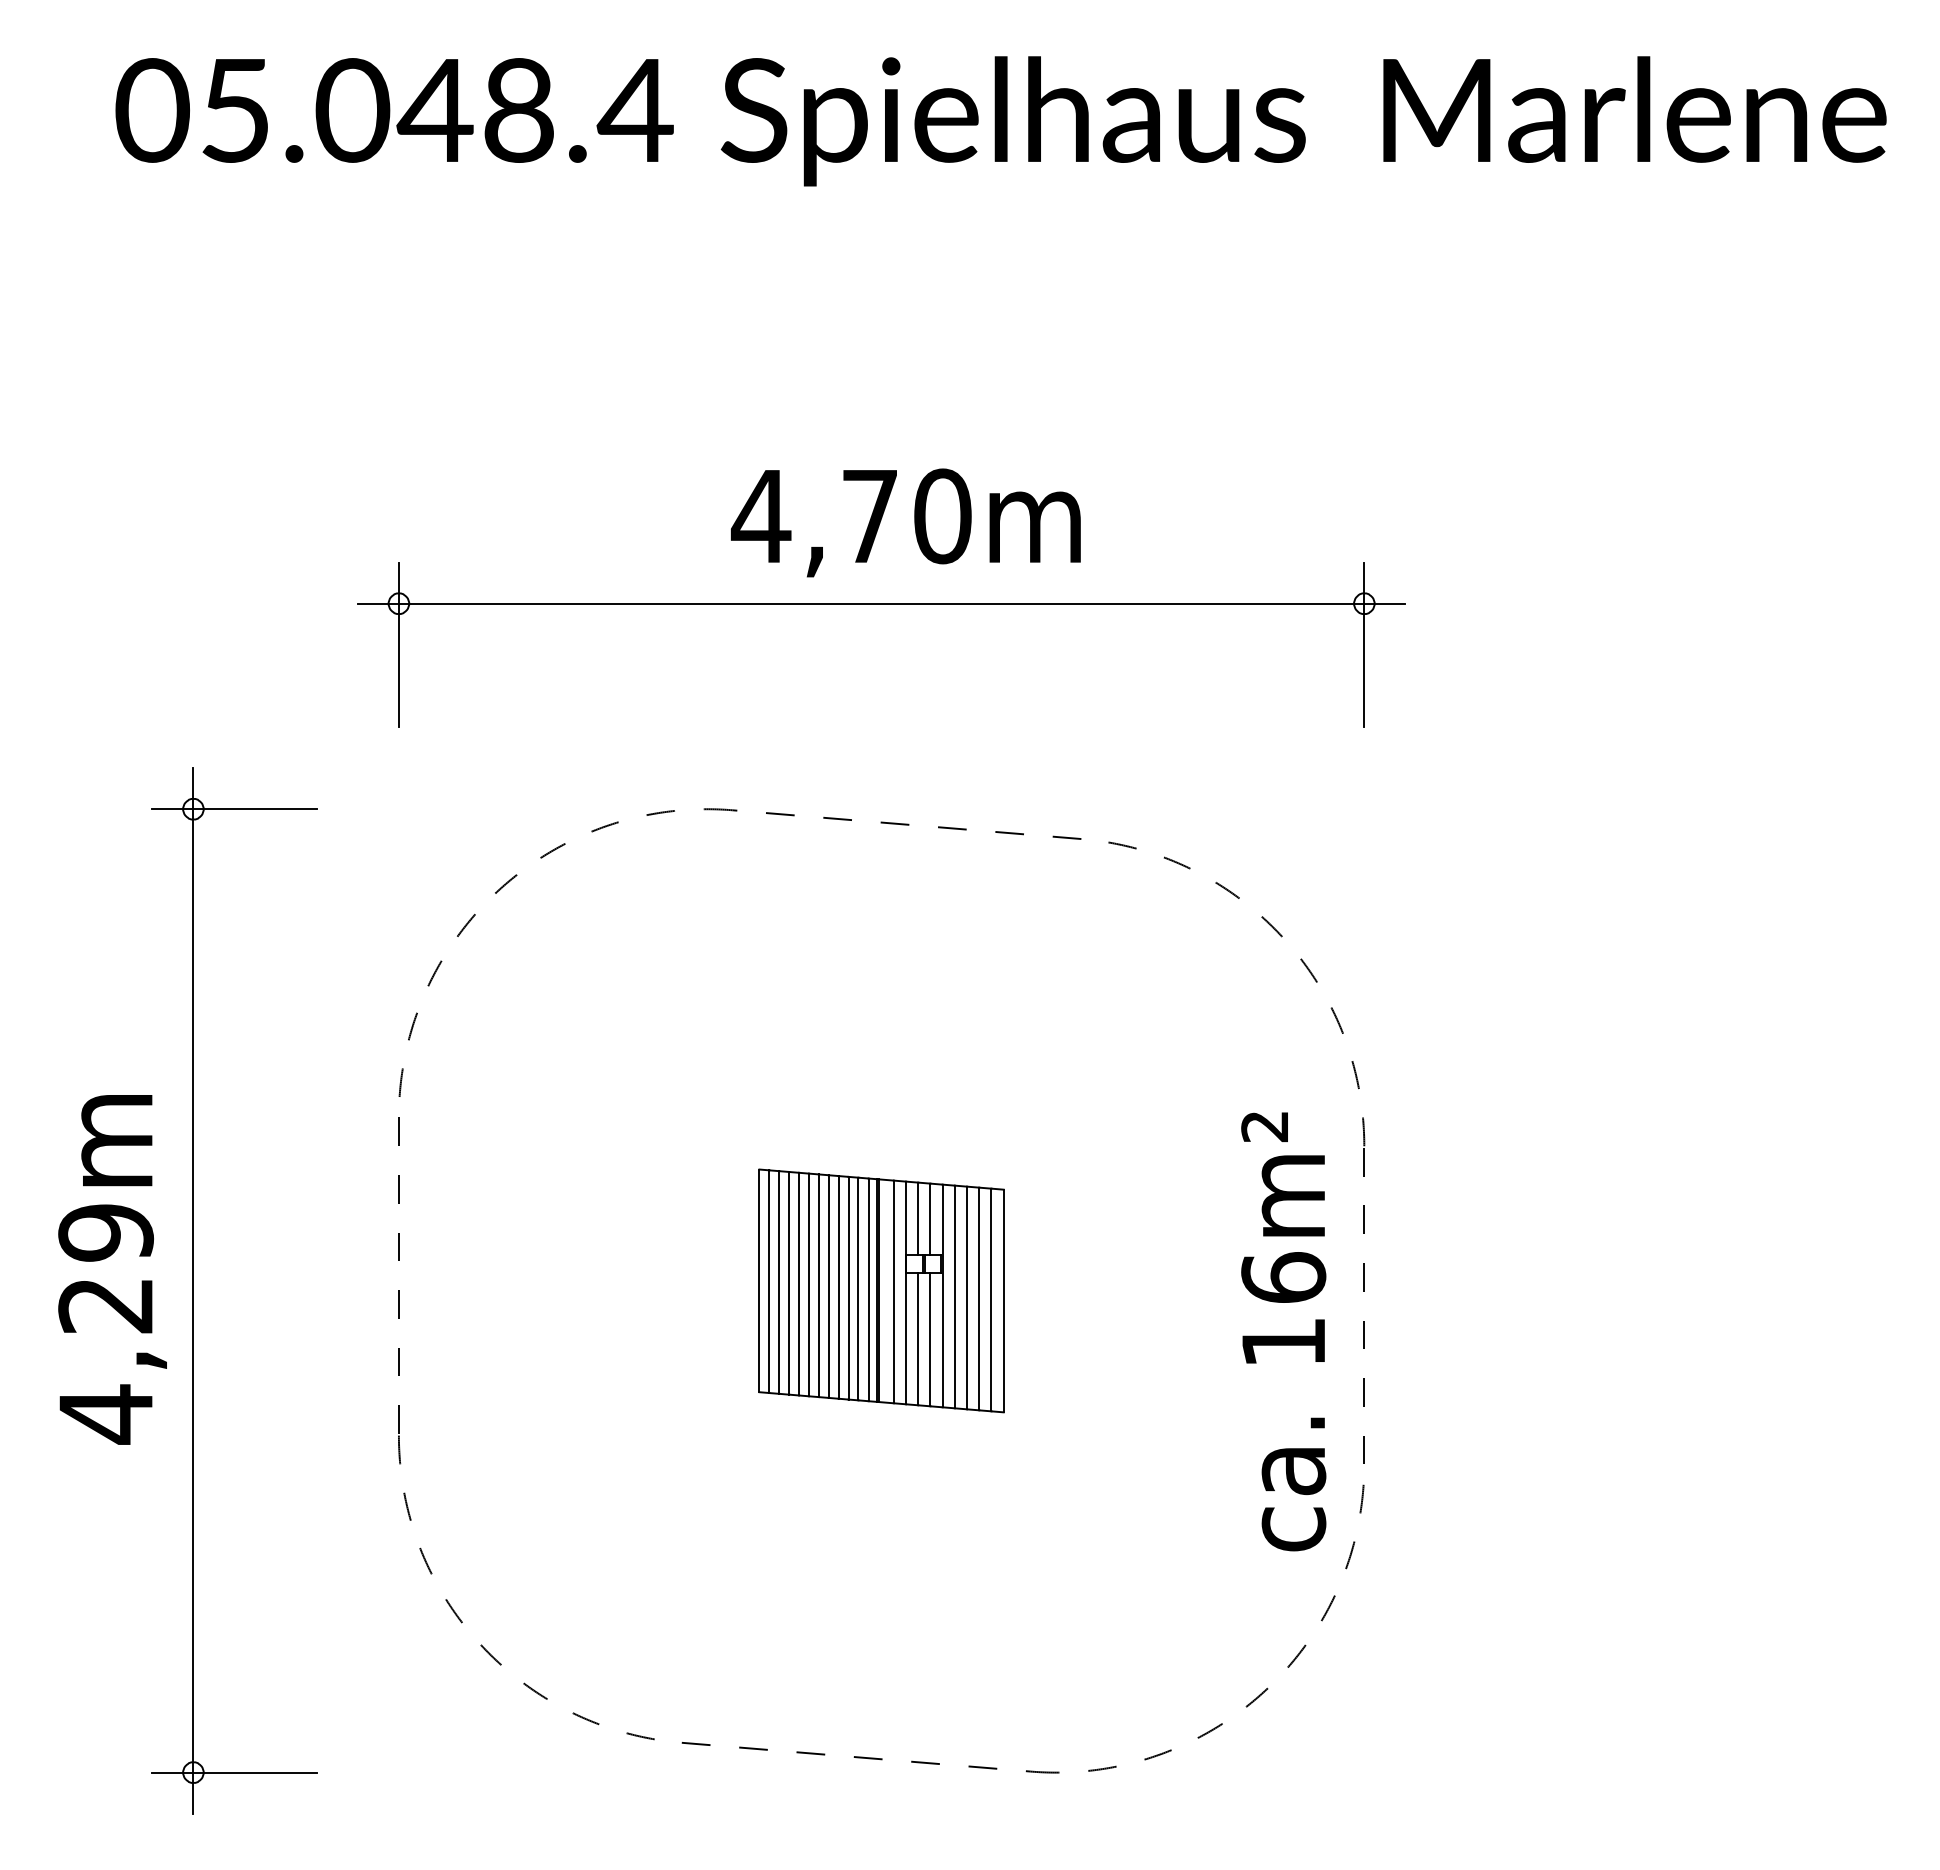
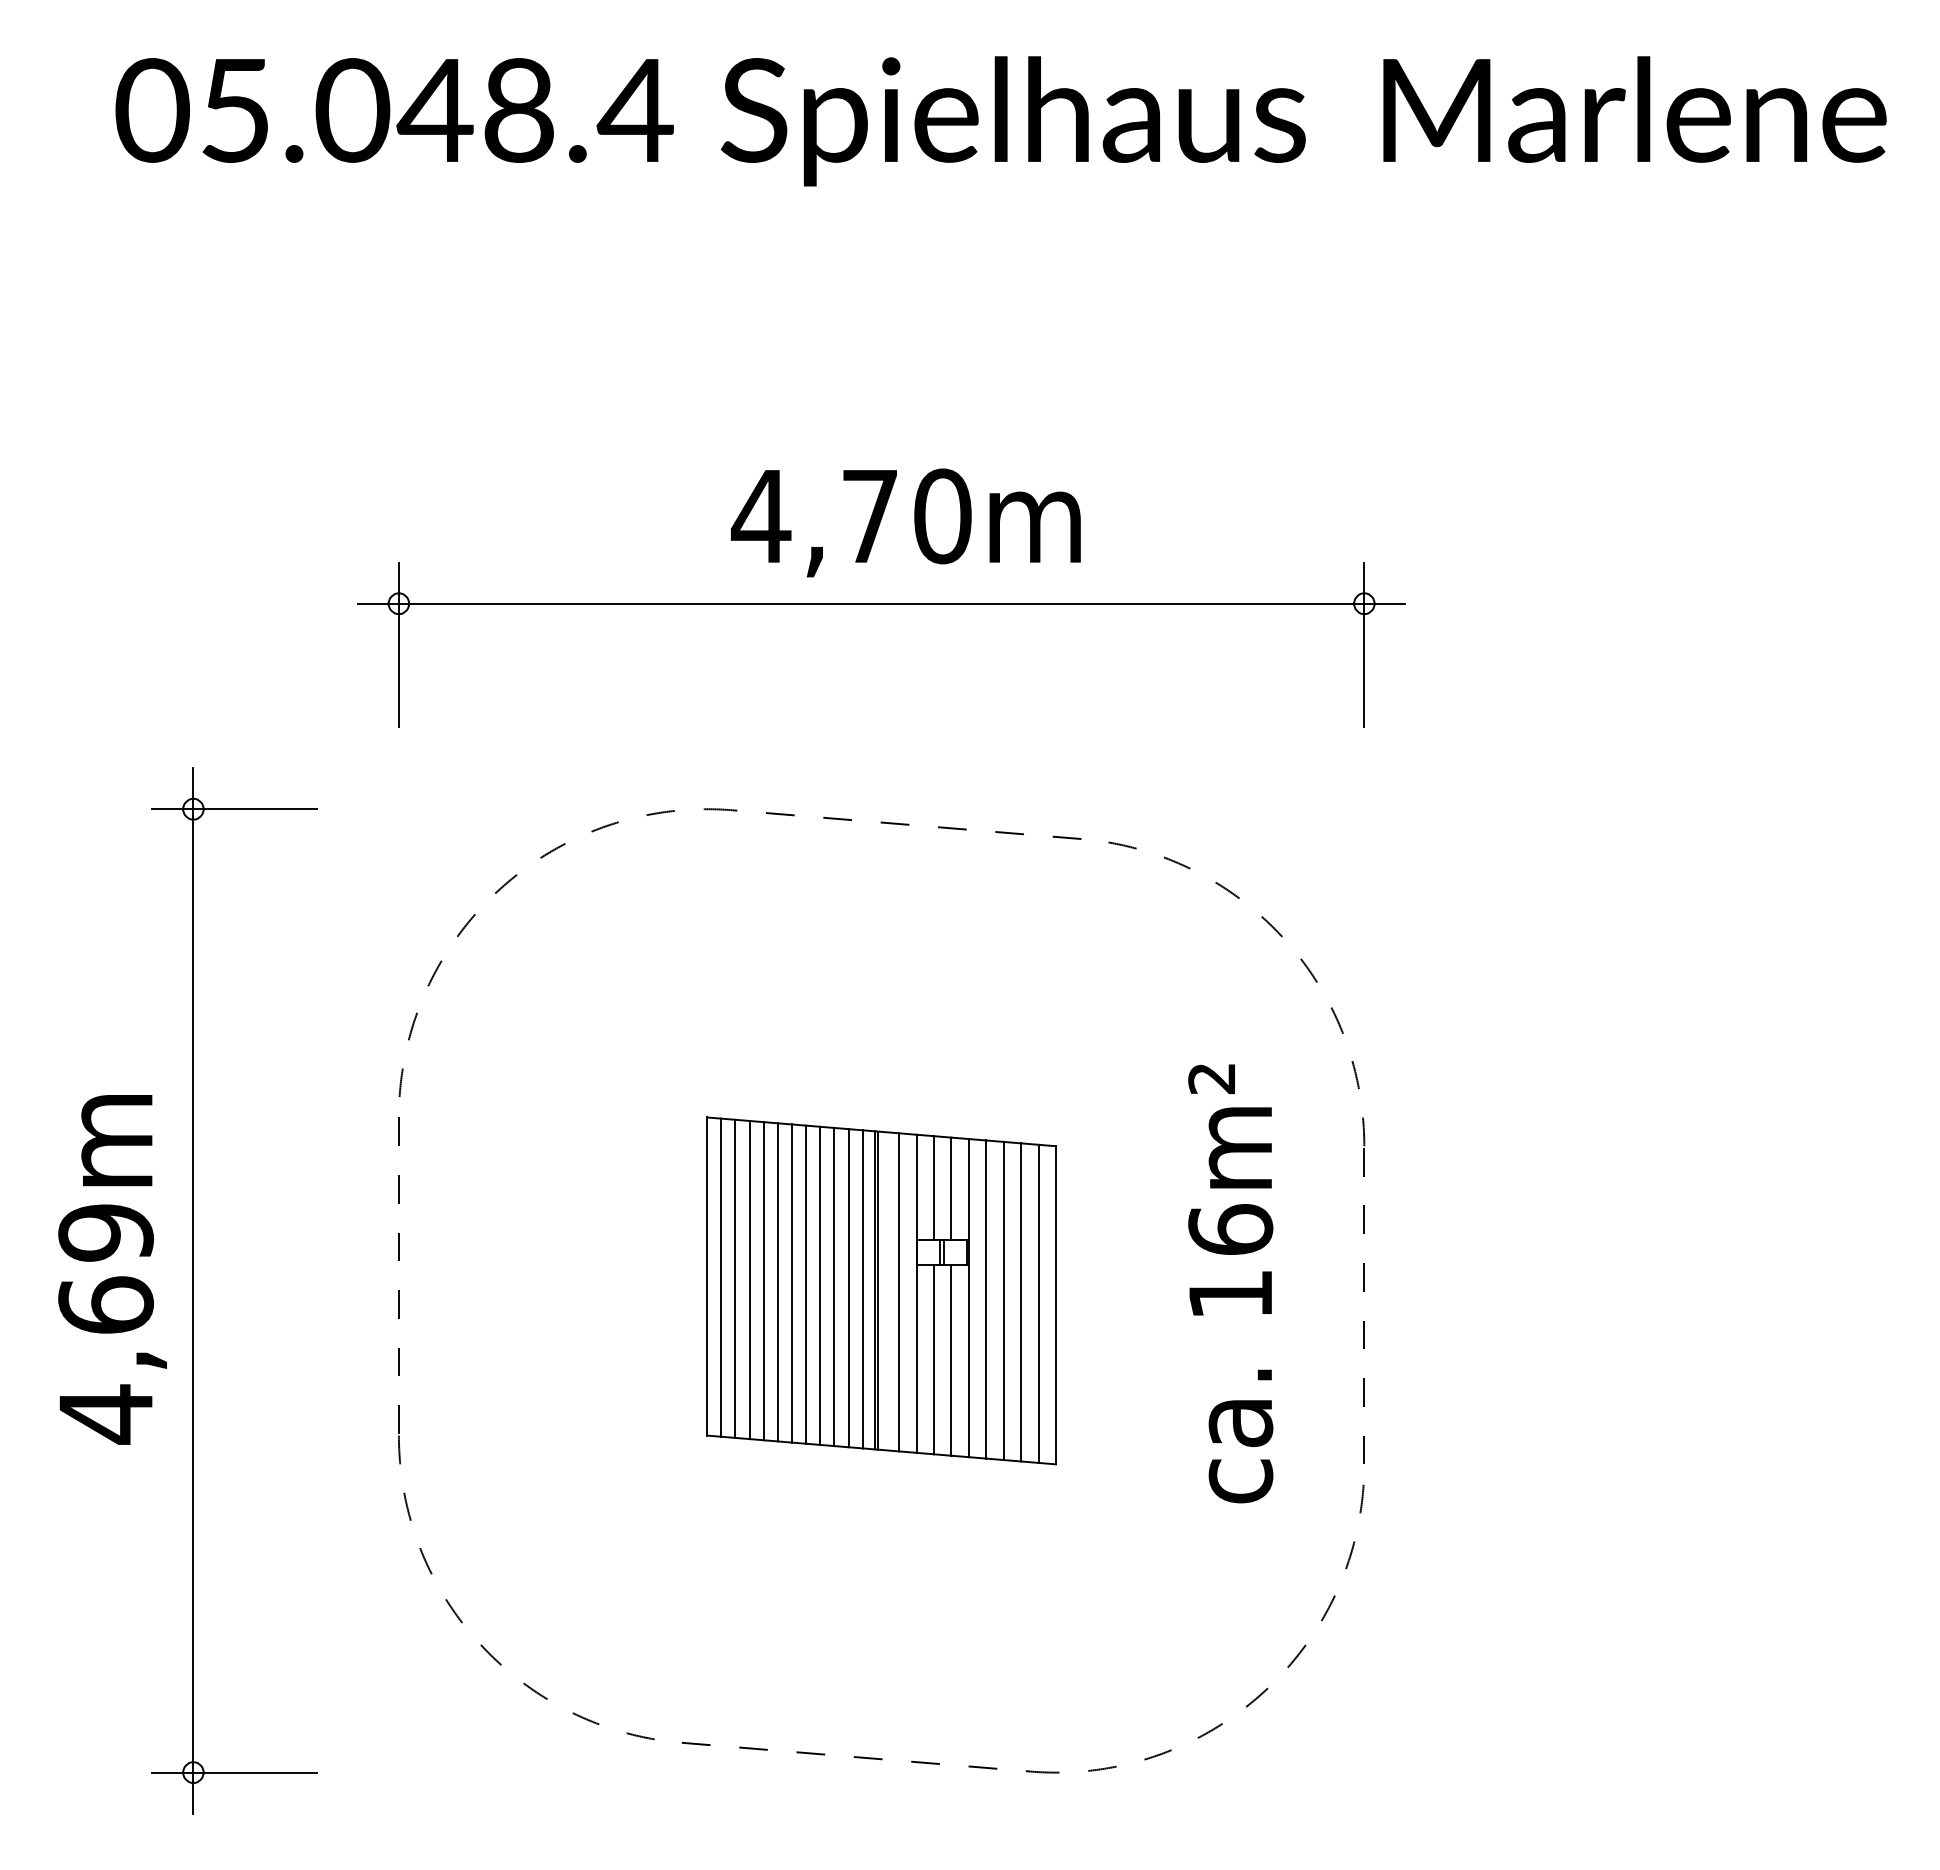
part size: 247x246 px -> 351x350 px (881, 1290)
text: 4,29m -> 4,69m (105, 1304)
text position: (1283, 1331) -> (1230, 1283) (1230, 1283)
